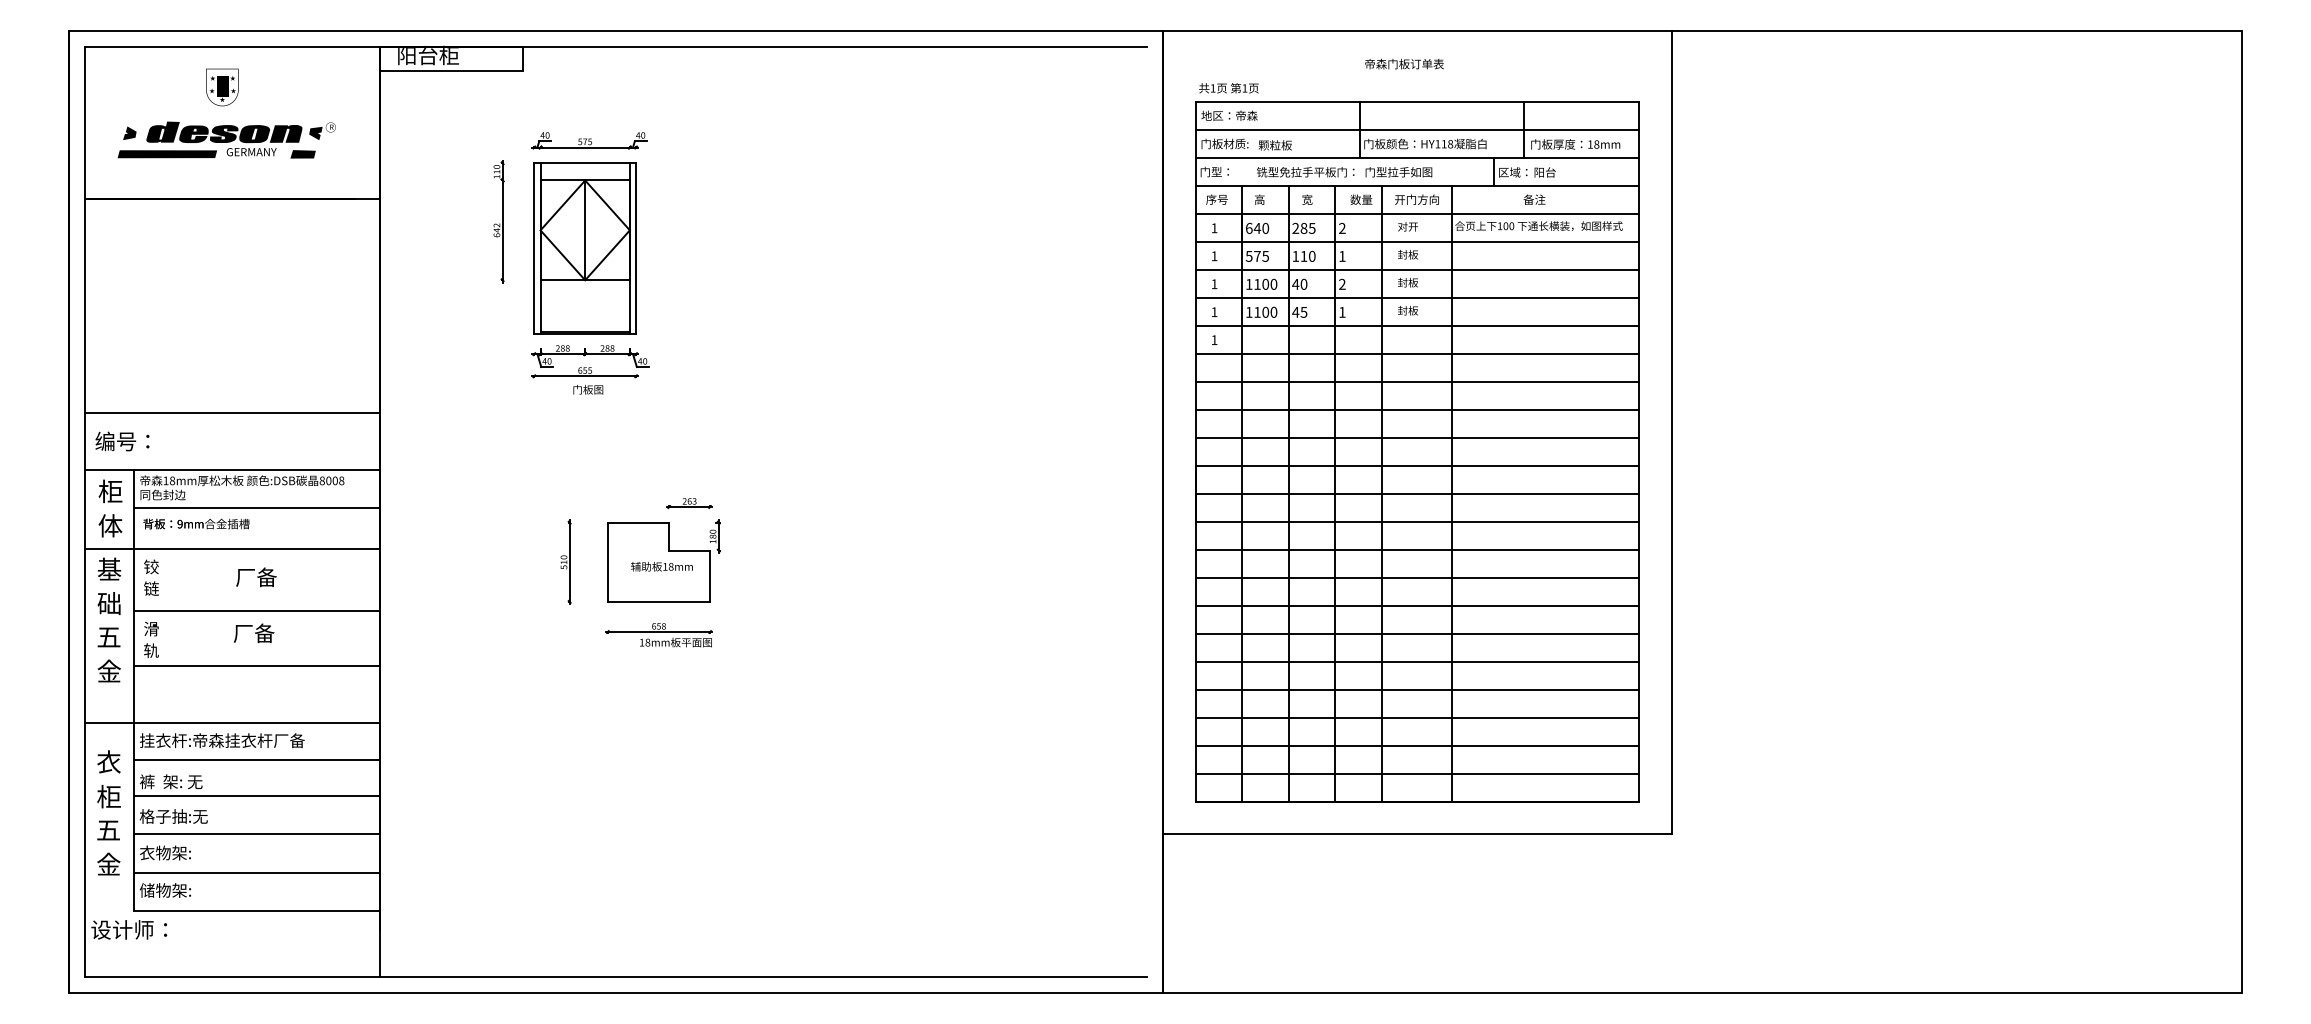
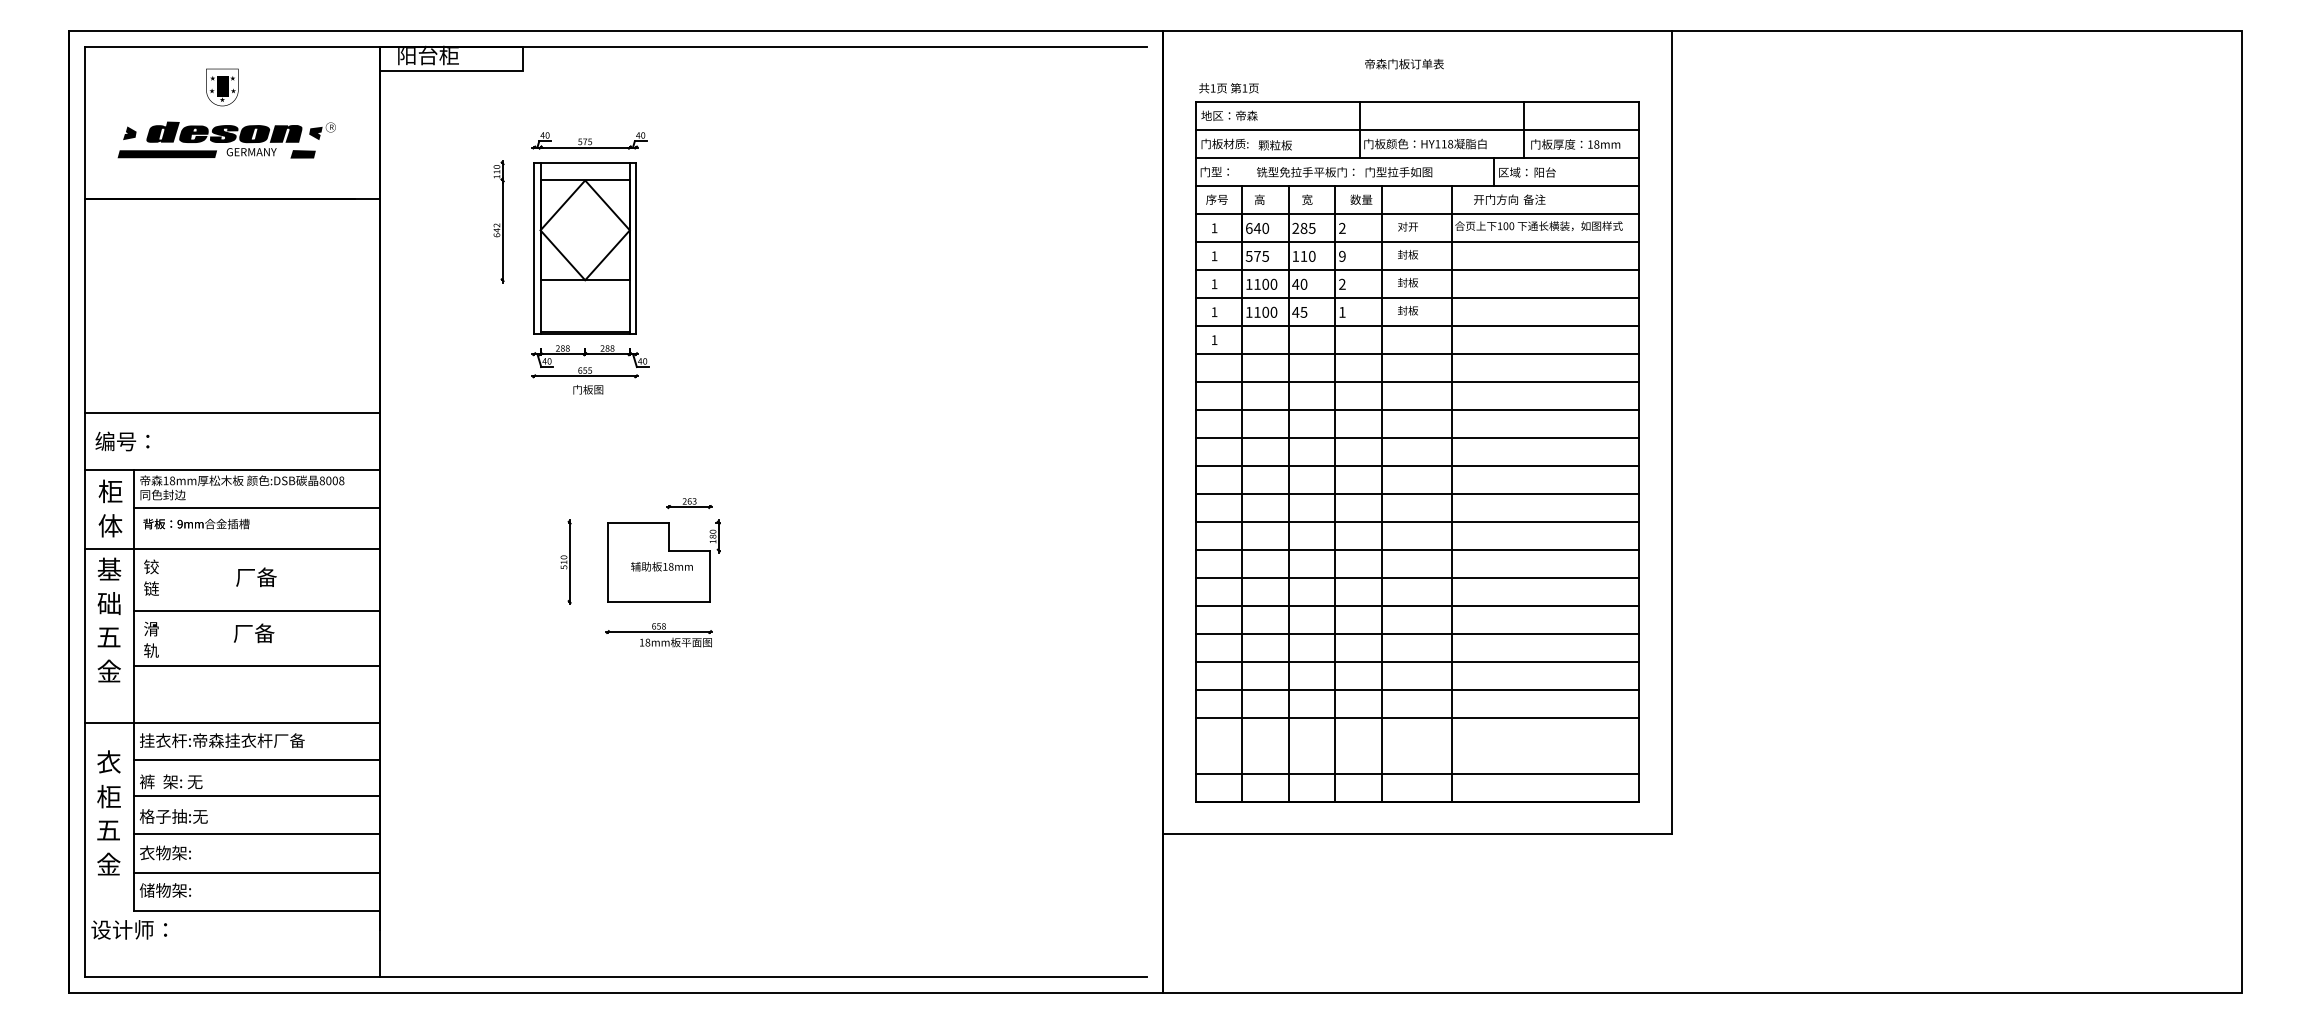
text position: (1416, 199) -> (1495, 199) (1495, 199)
line: present -> none (585, 230)
text: 1 -> 9 (1342, 255)
line: present -> none (1417, 745)
